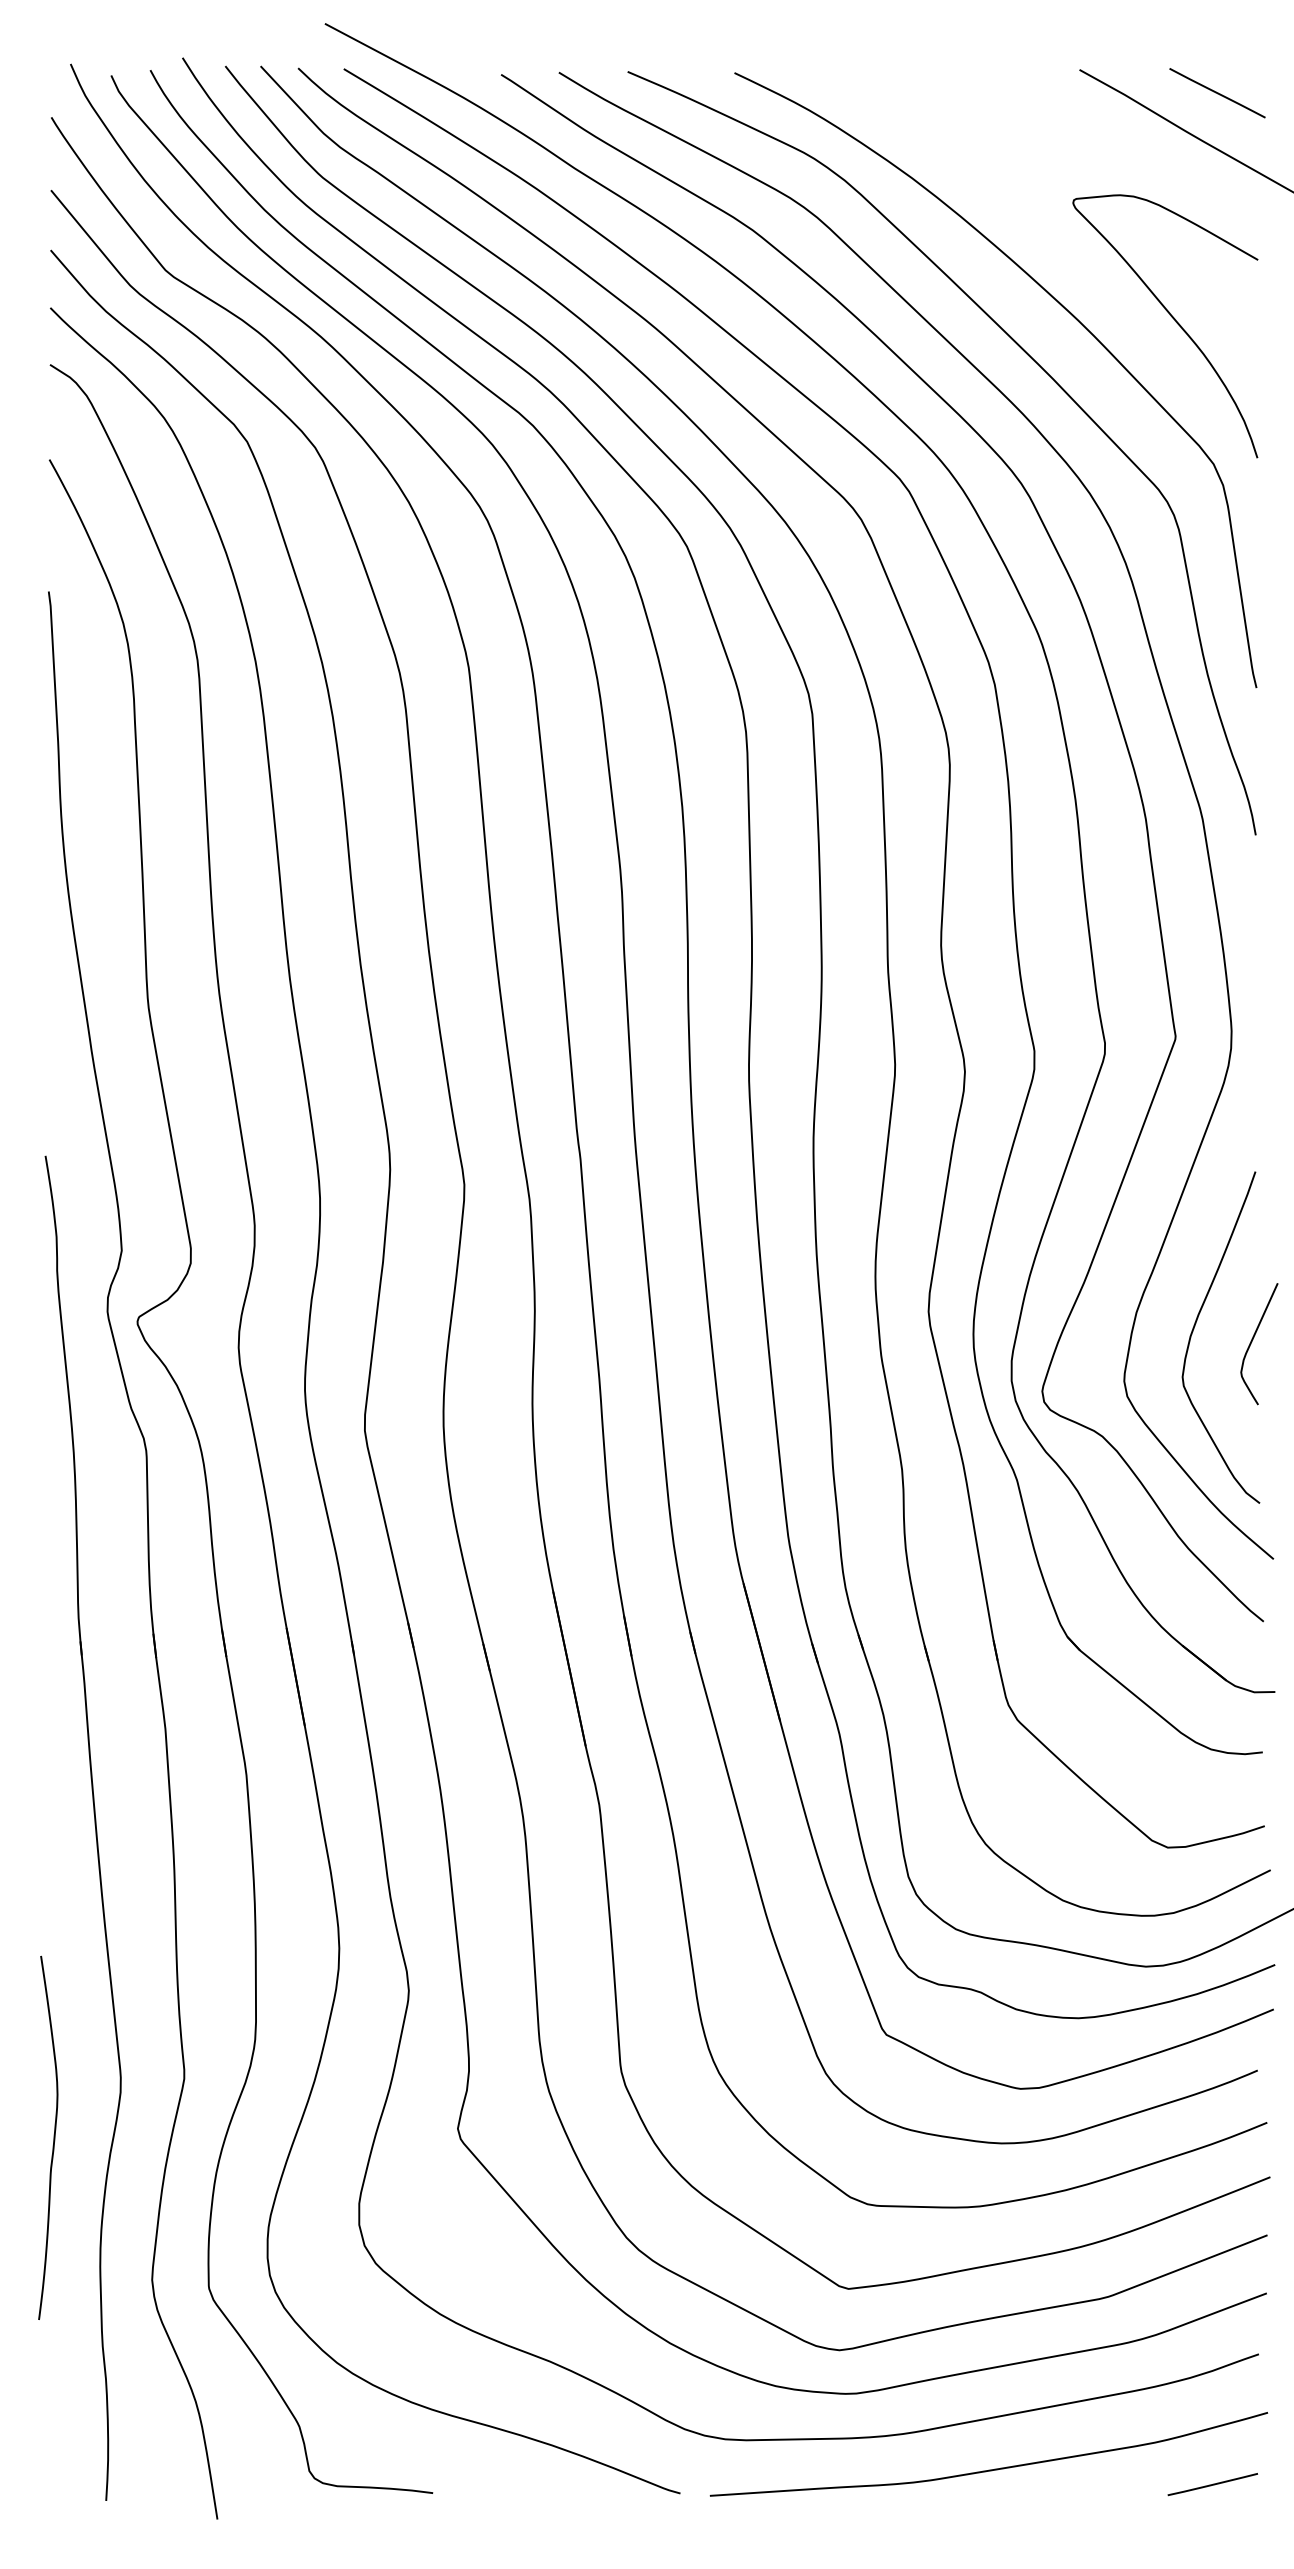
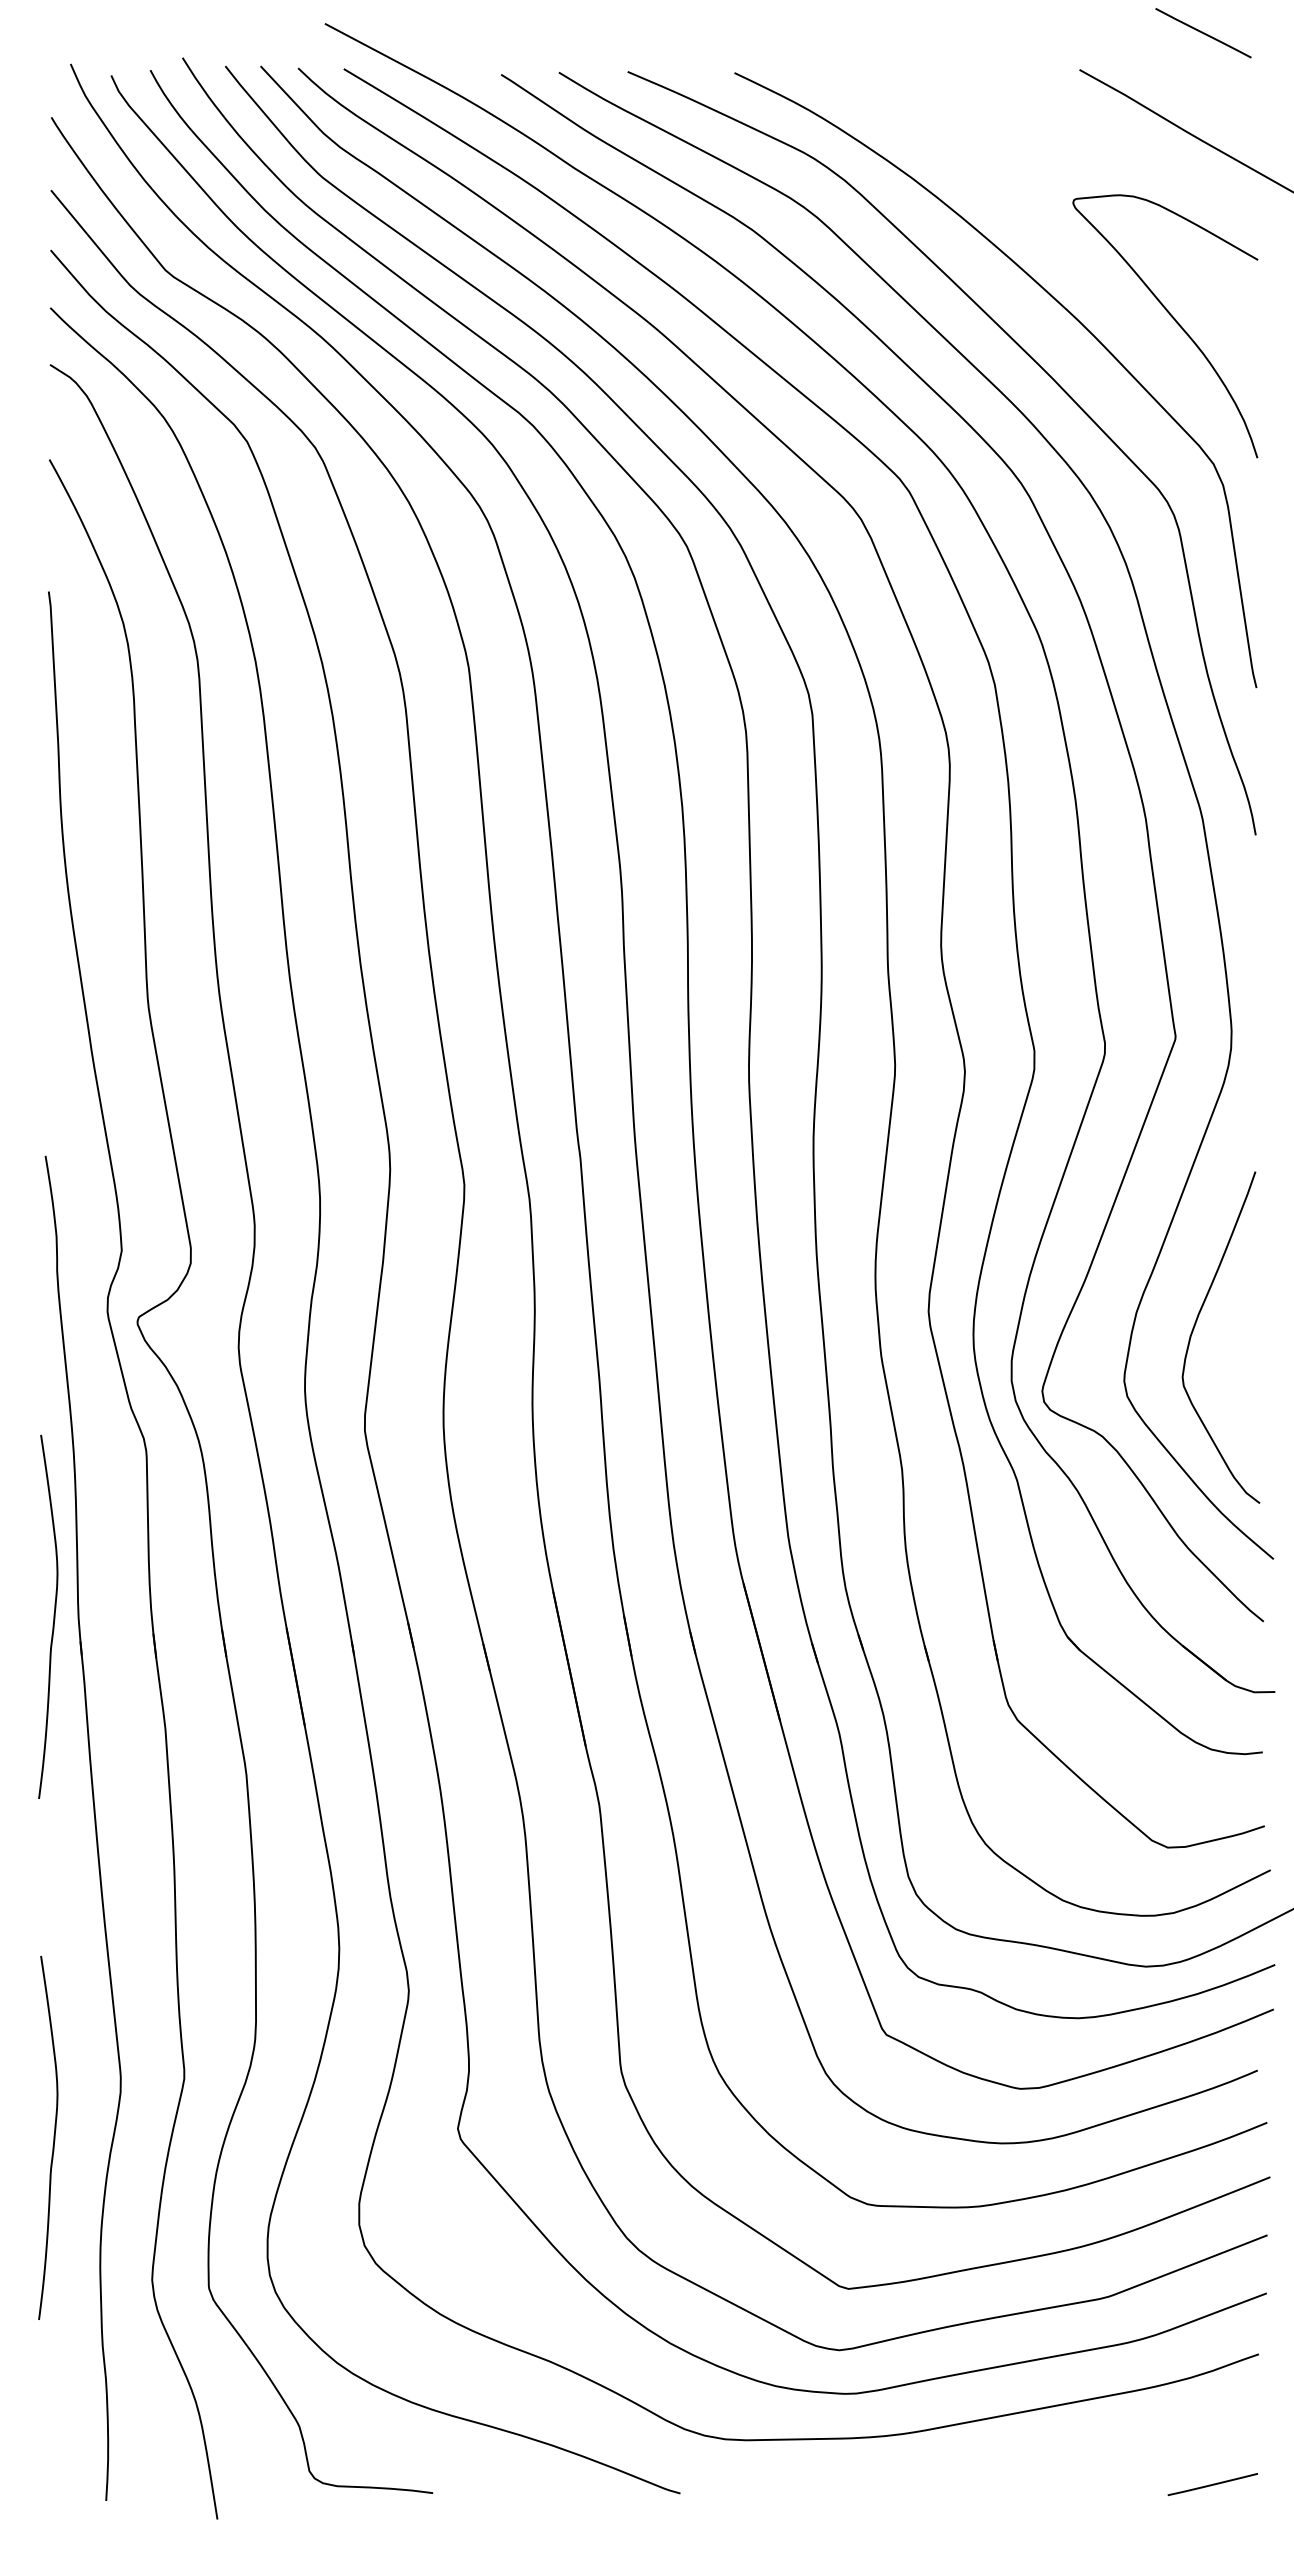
line position: (1217, 93) -> (1203, 33) (1203, 33)
curve: present -> none (1252, 1342)
curve: none -> present (53, 1616)
curve: present -> none (988, 2469)
